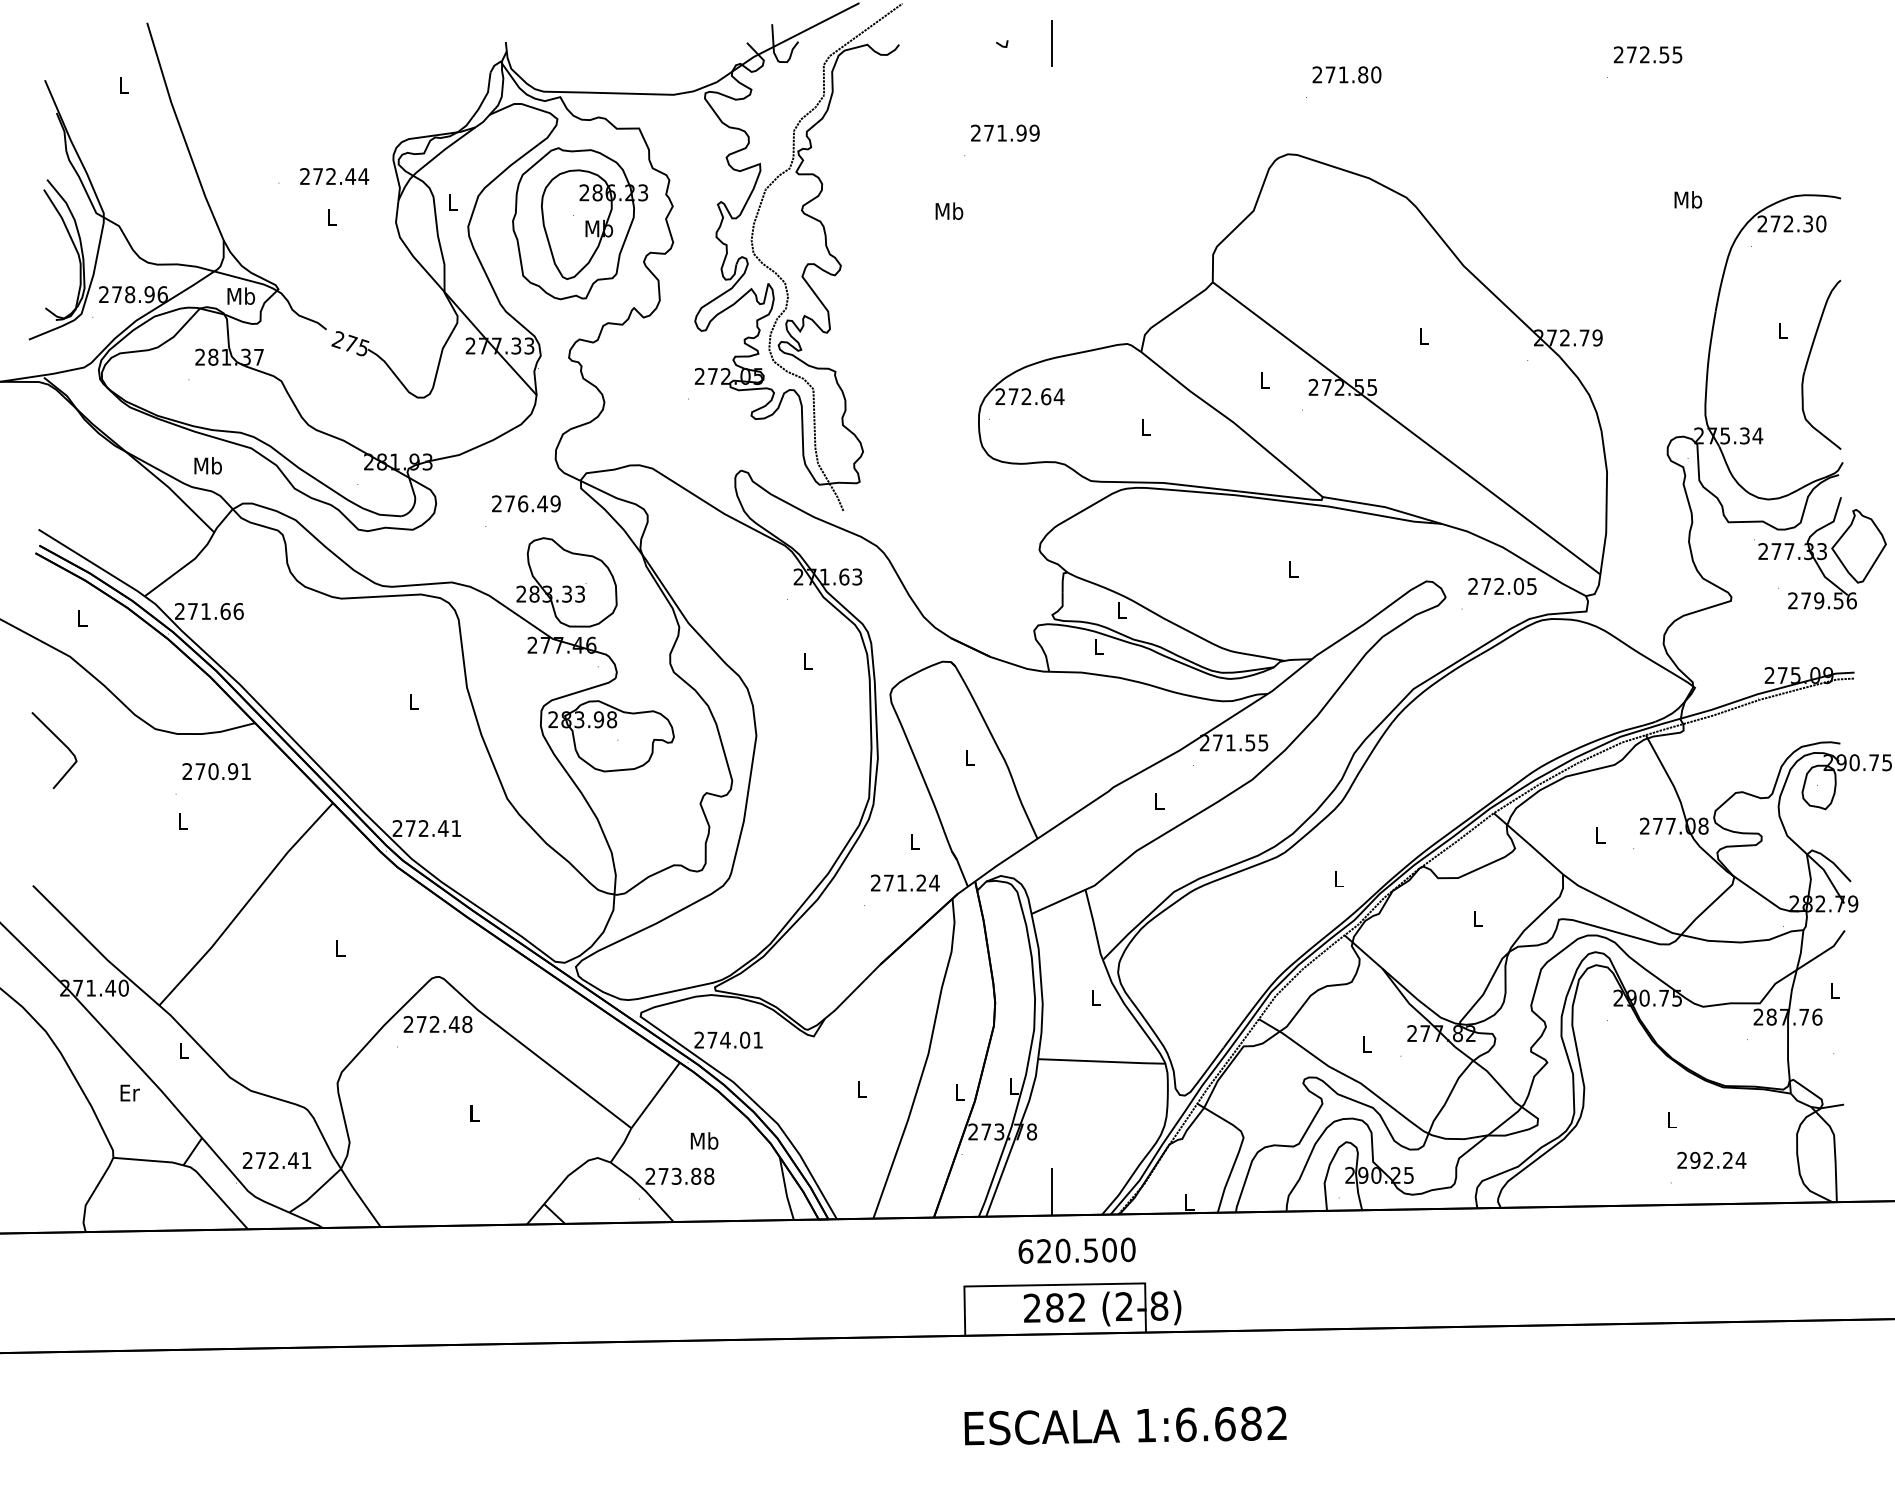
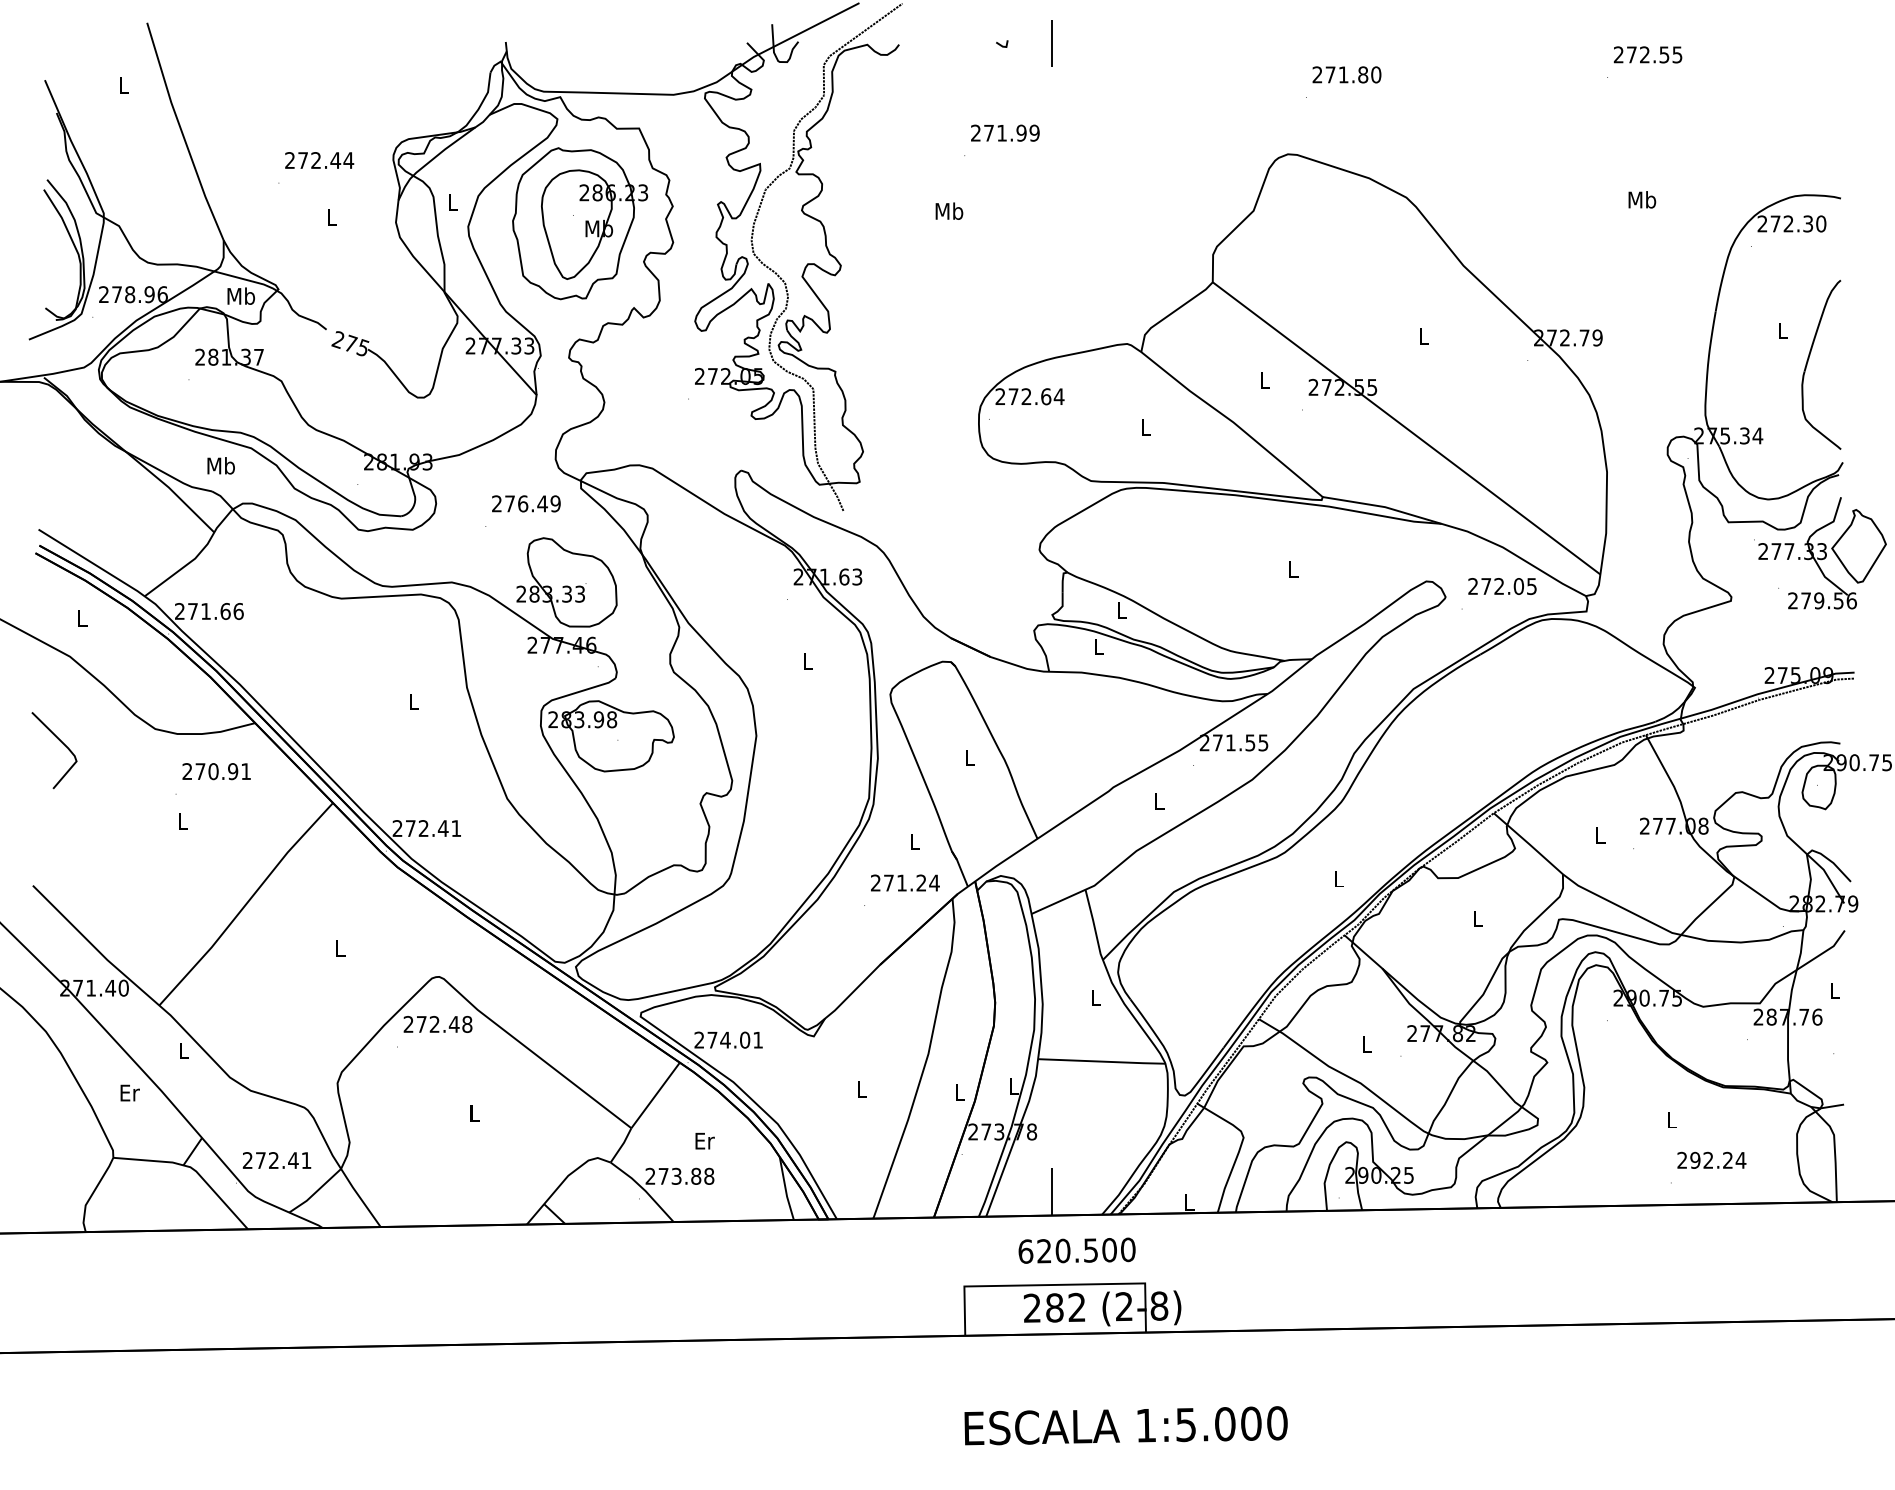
text position: (334, 176) -> (319, 160) (319, 160)
text position: (1688, 199) -> (1642, 199) (1642, 199)
text position: (207, 465) -> (220, 465) (220, 465)
text: Mb -> Er (704, 1140)
text: 1:6.682 -> 1:5.000 (1231, 1424)
